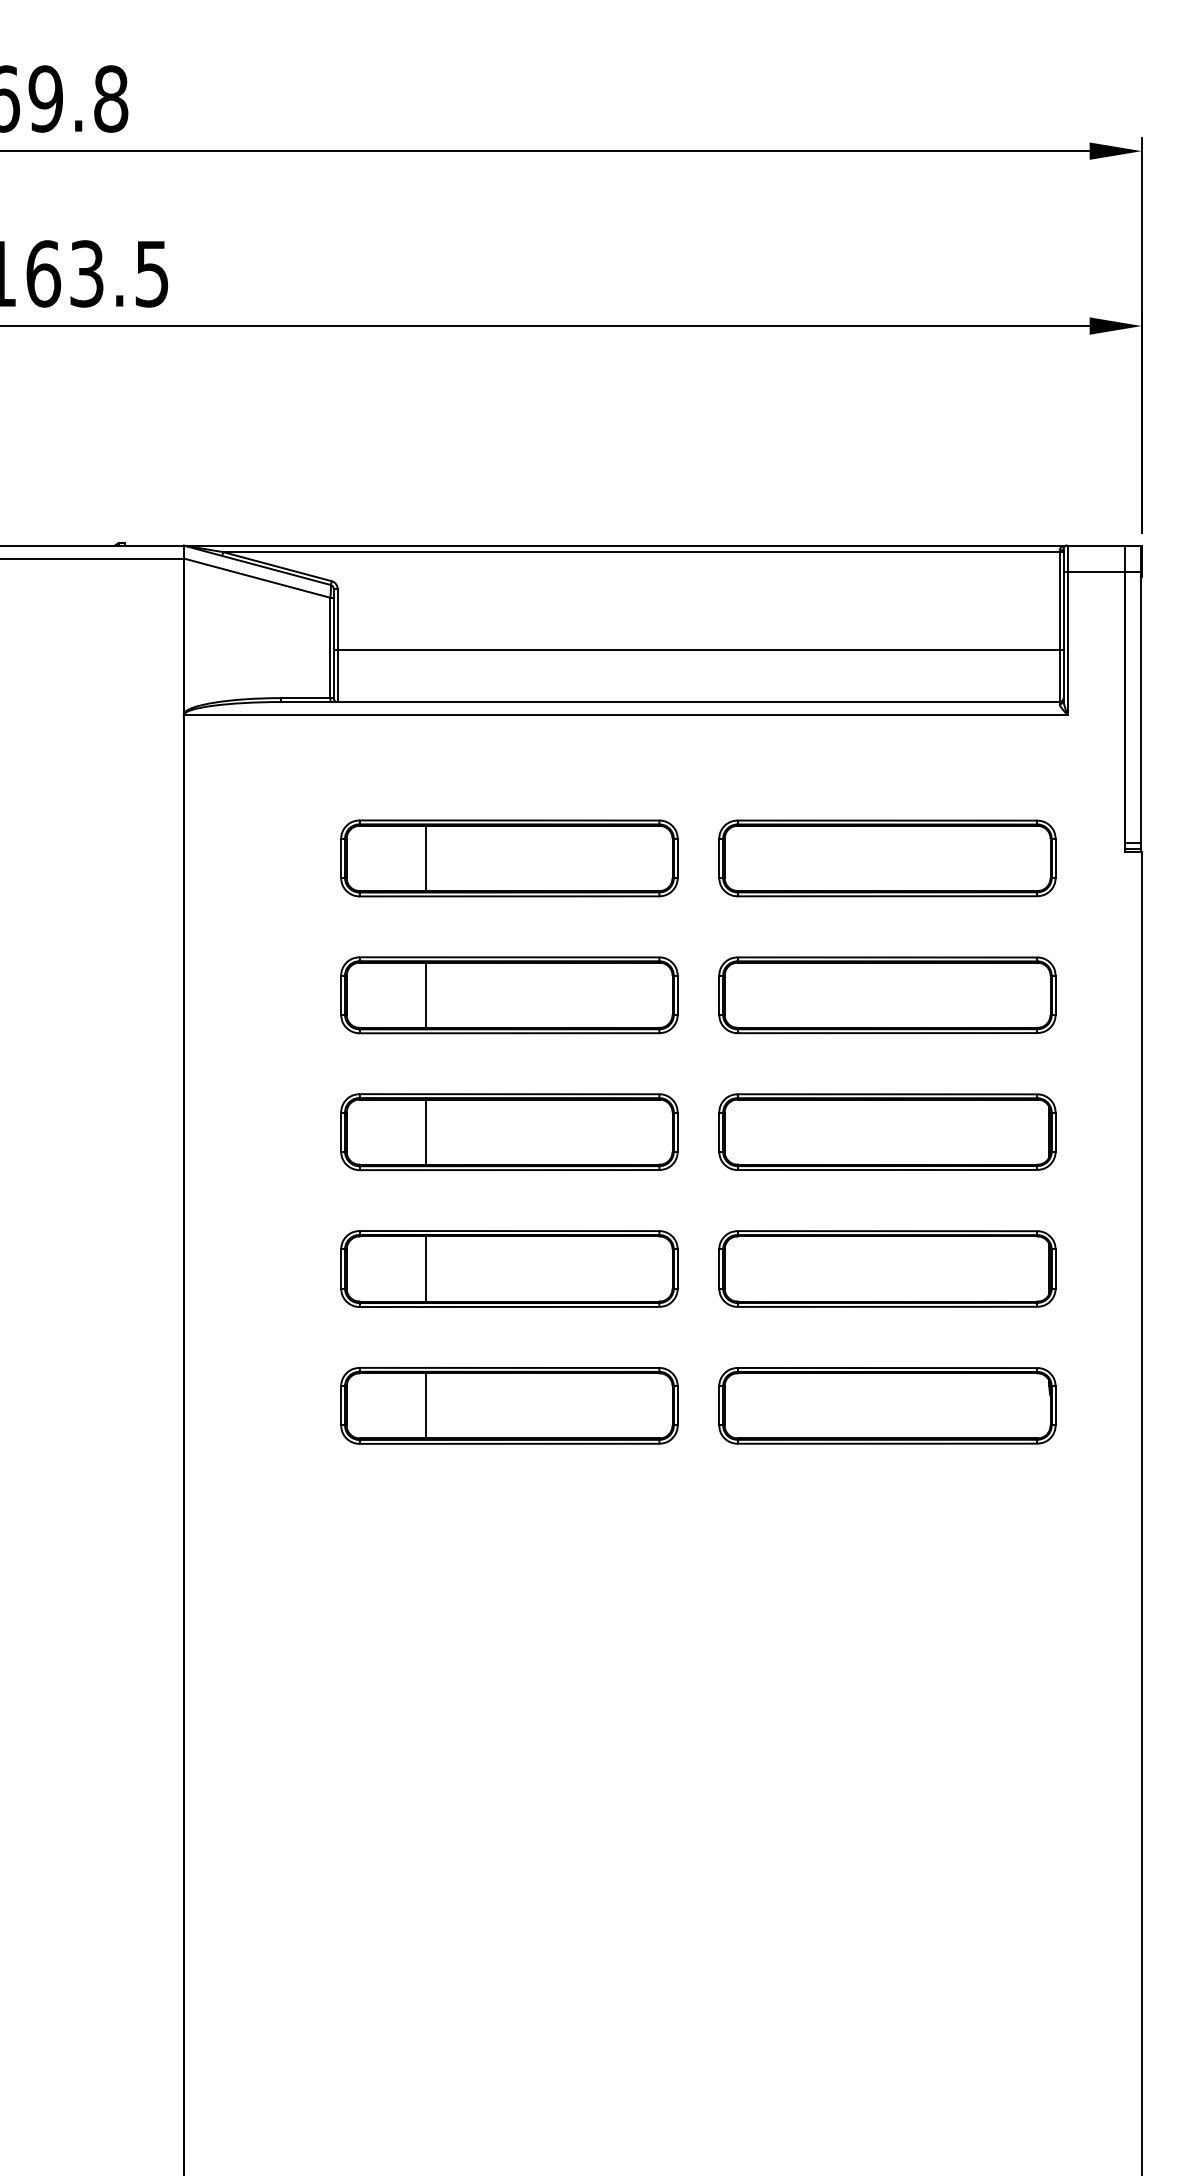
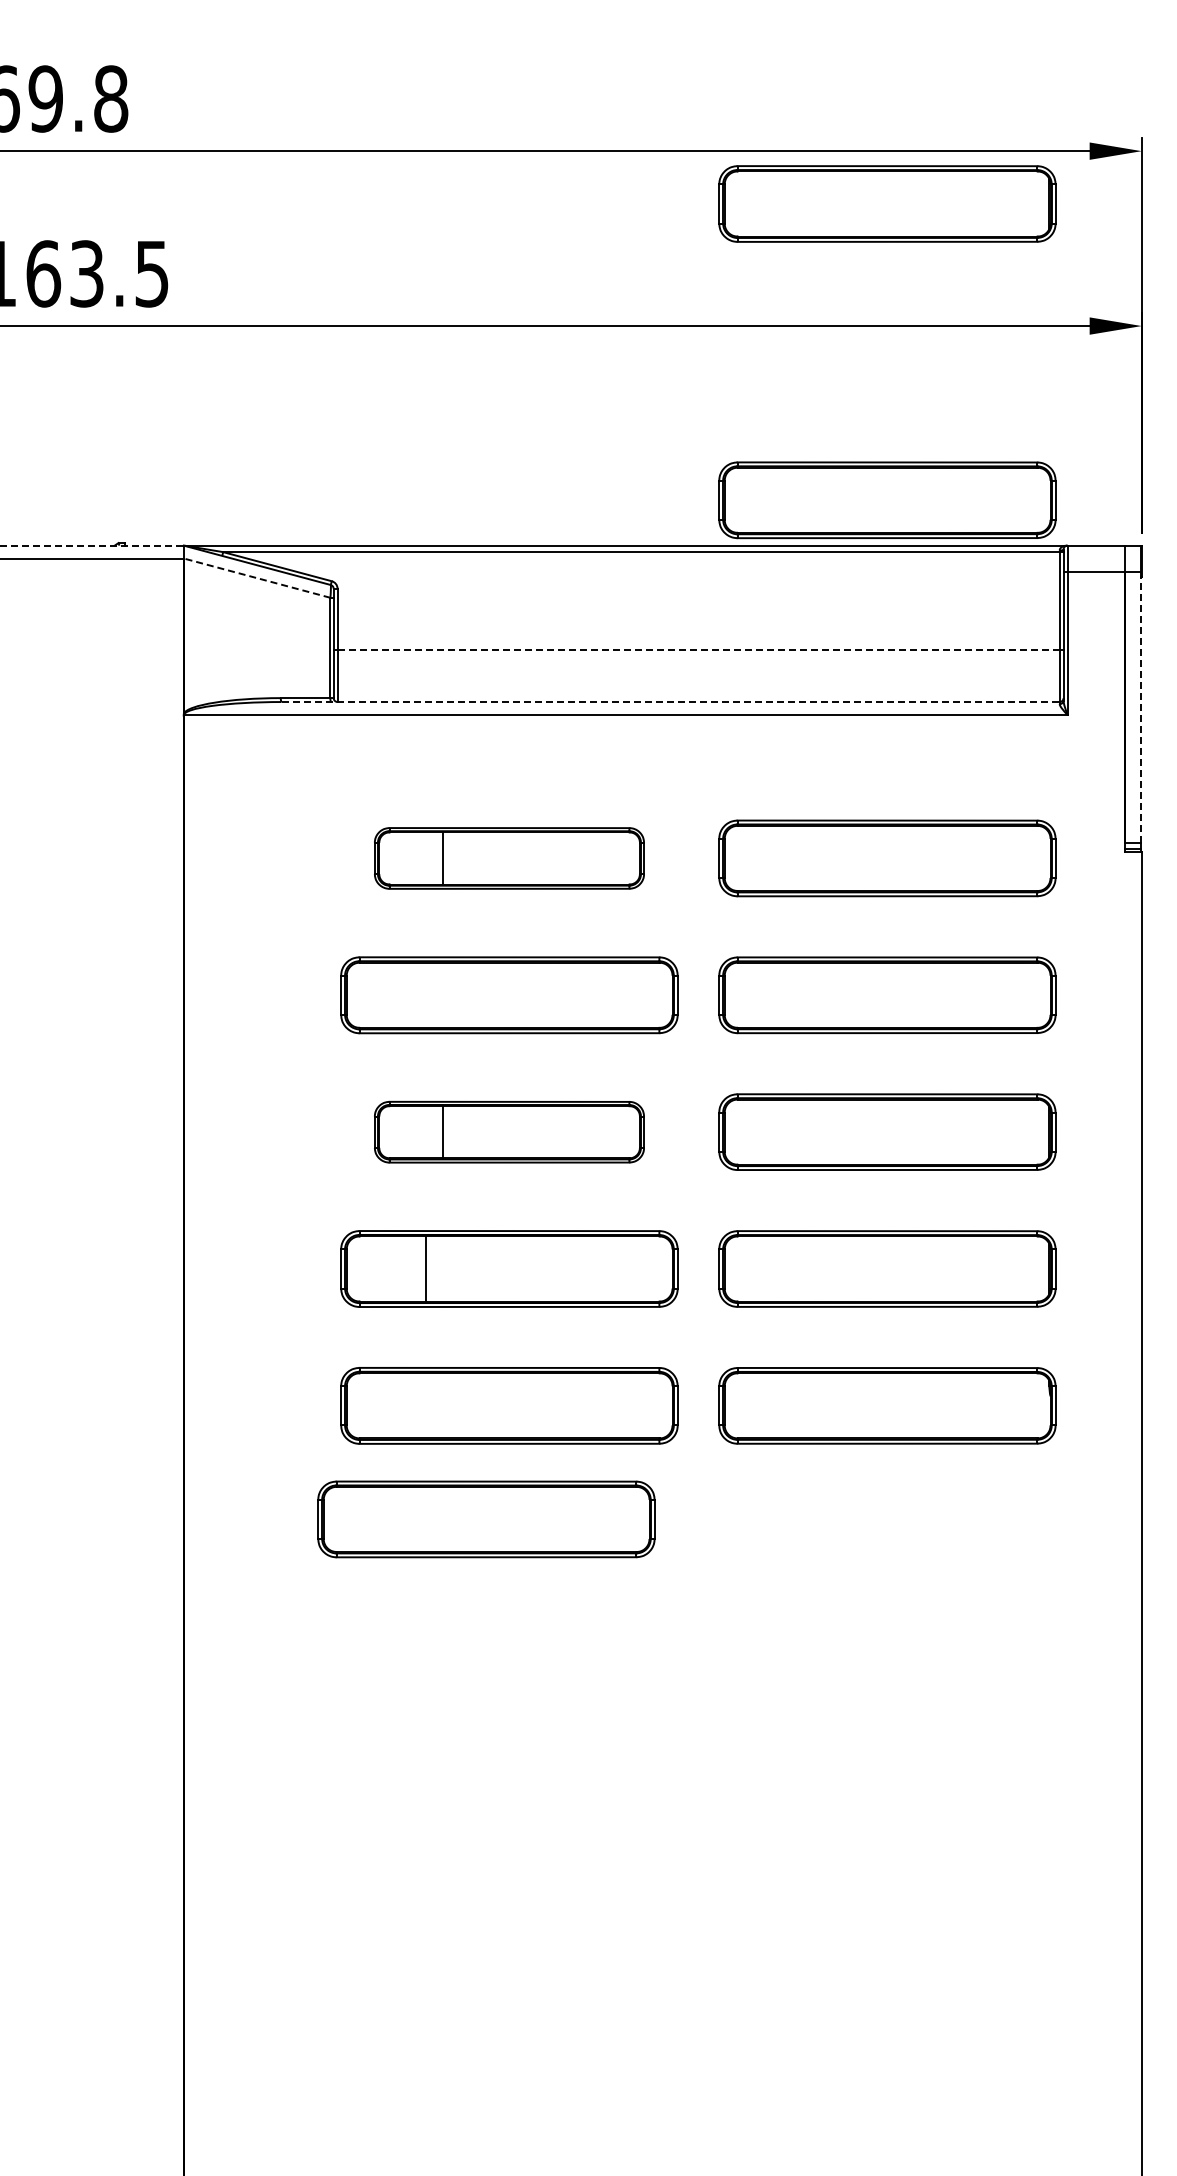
part: none -> present (887, 203)
part: none -> present (887, 500)
line: solid -> dashed (92, 545)
line: solid -> dashed (257, 578)
line: solid -> dashed (699, 649)
line: solid -> dashed (671, 702)
line: solid -> dashed (1140, 707)
part size: 339x79 px -> 271x63 px (509, 858)
line: present -> none (426, 994)
part size: 339x79 px -> 271x64 px (509, 1131)
line: present -> none (426, 1405)
part: none -> present (486, 1519)
